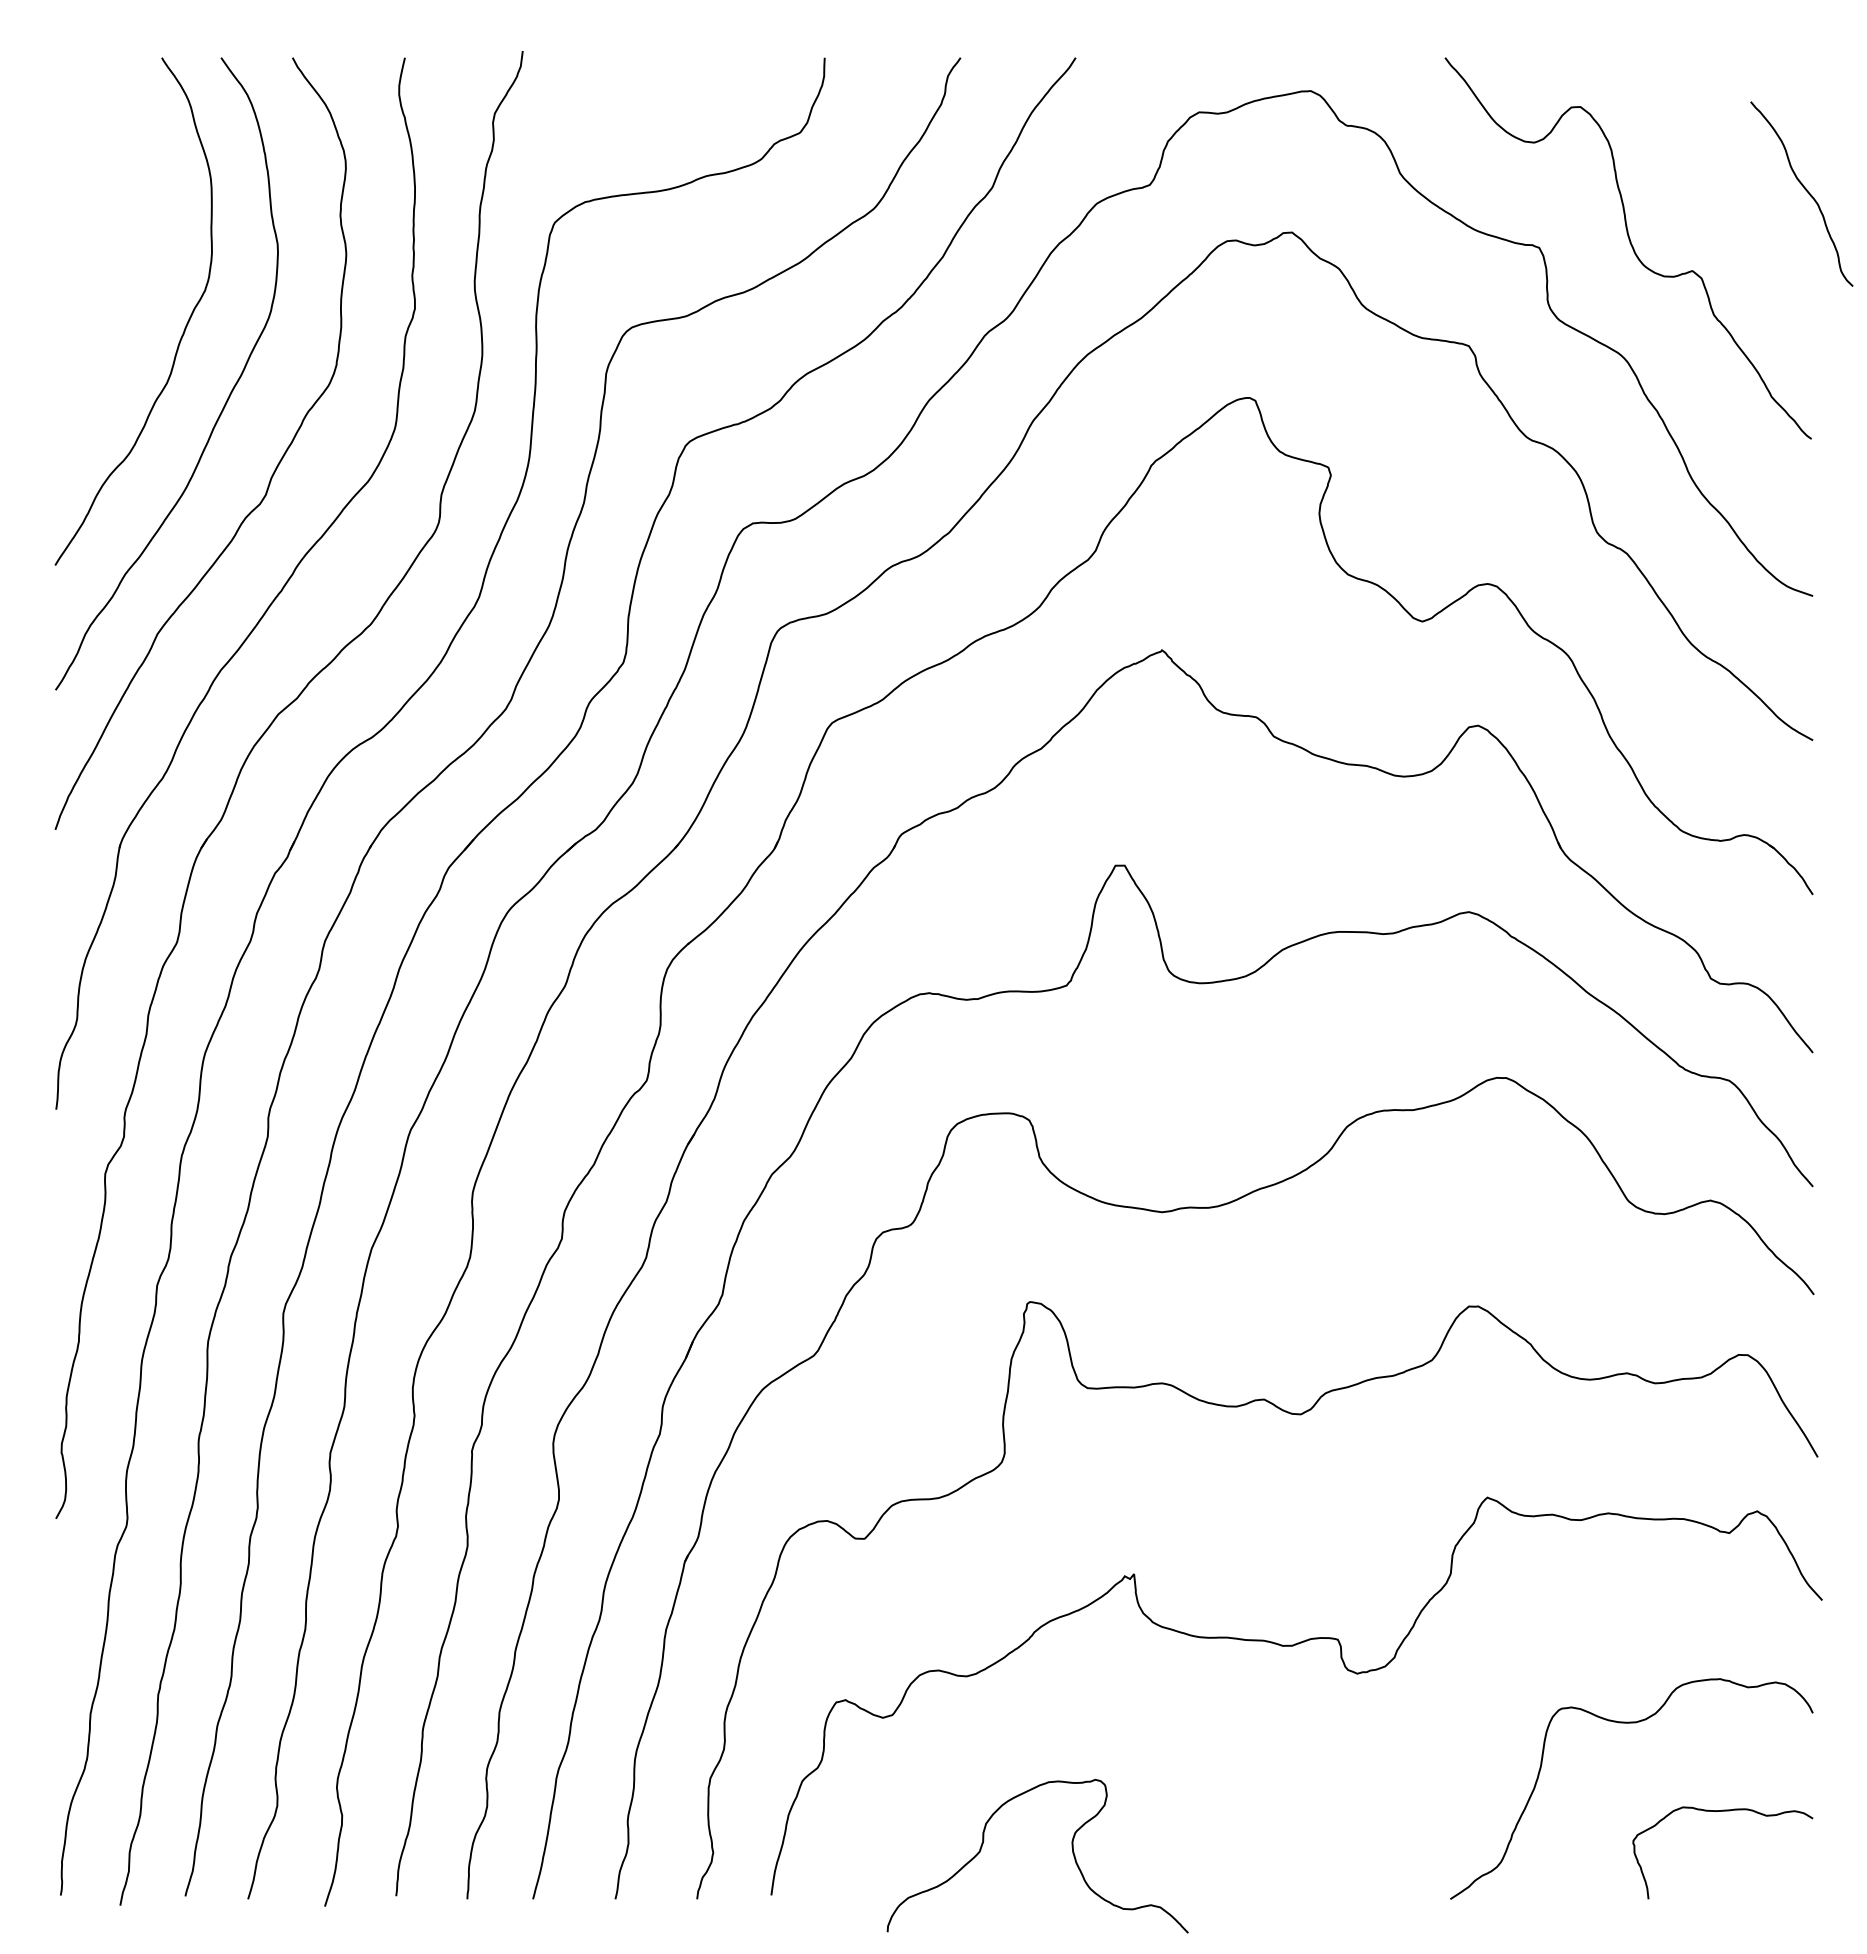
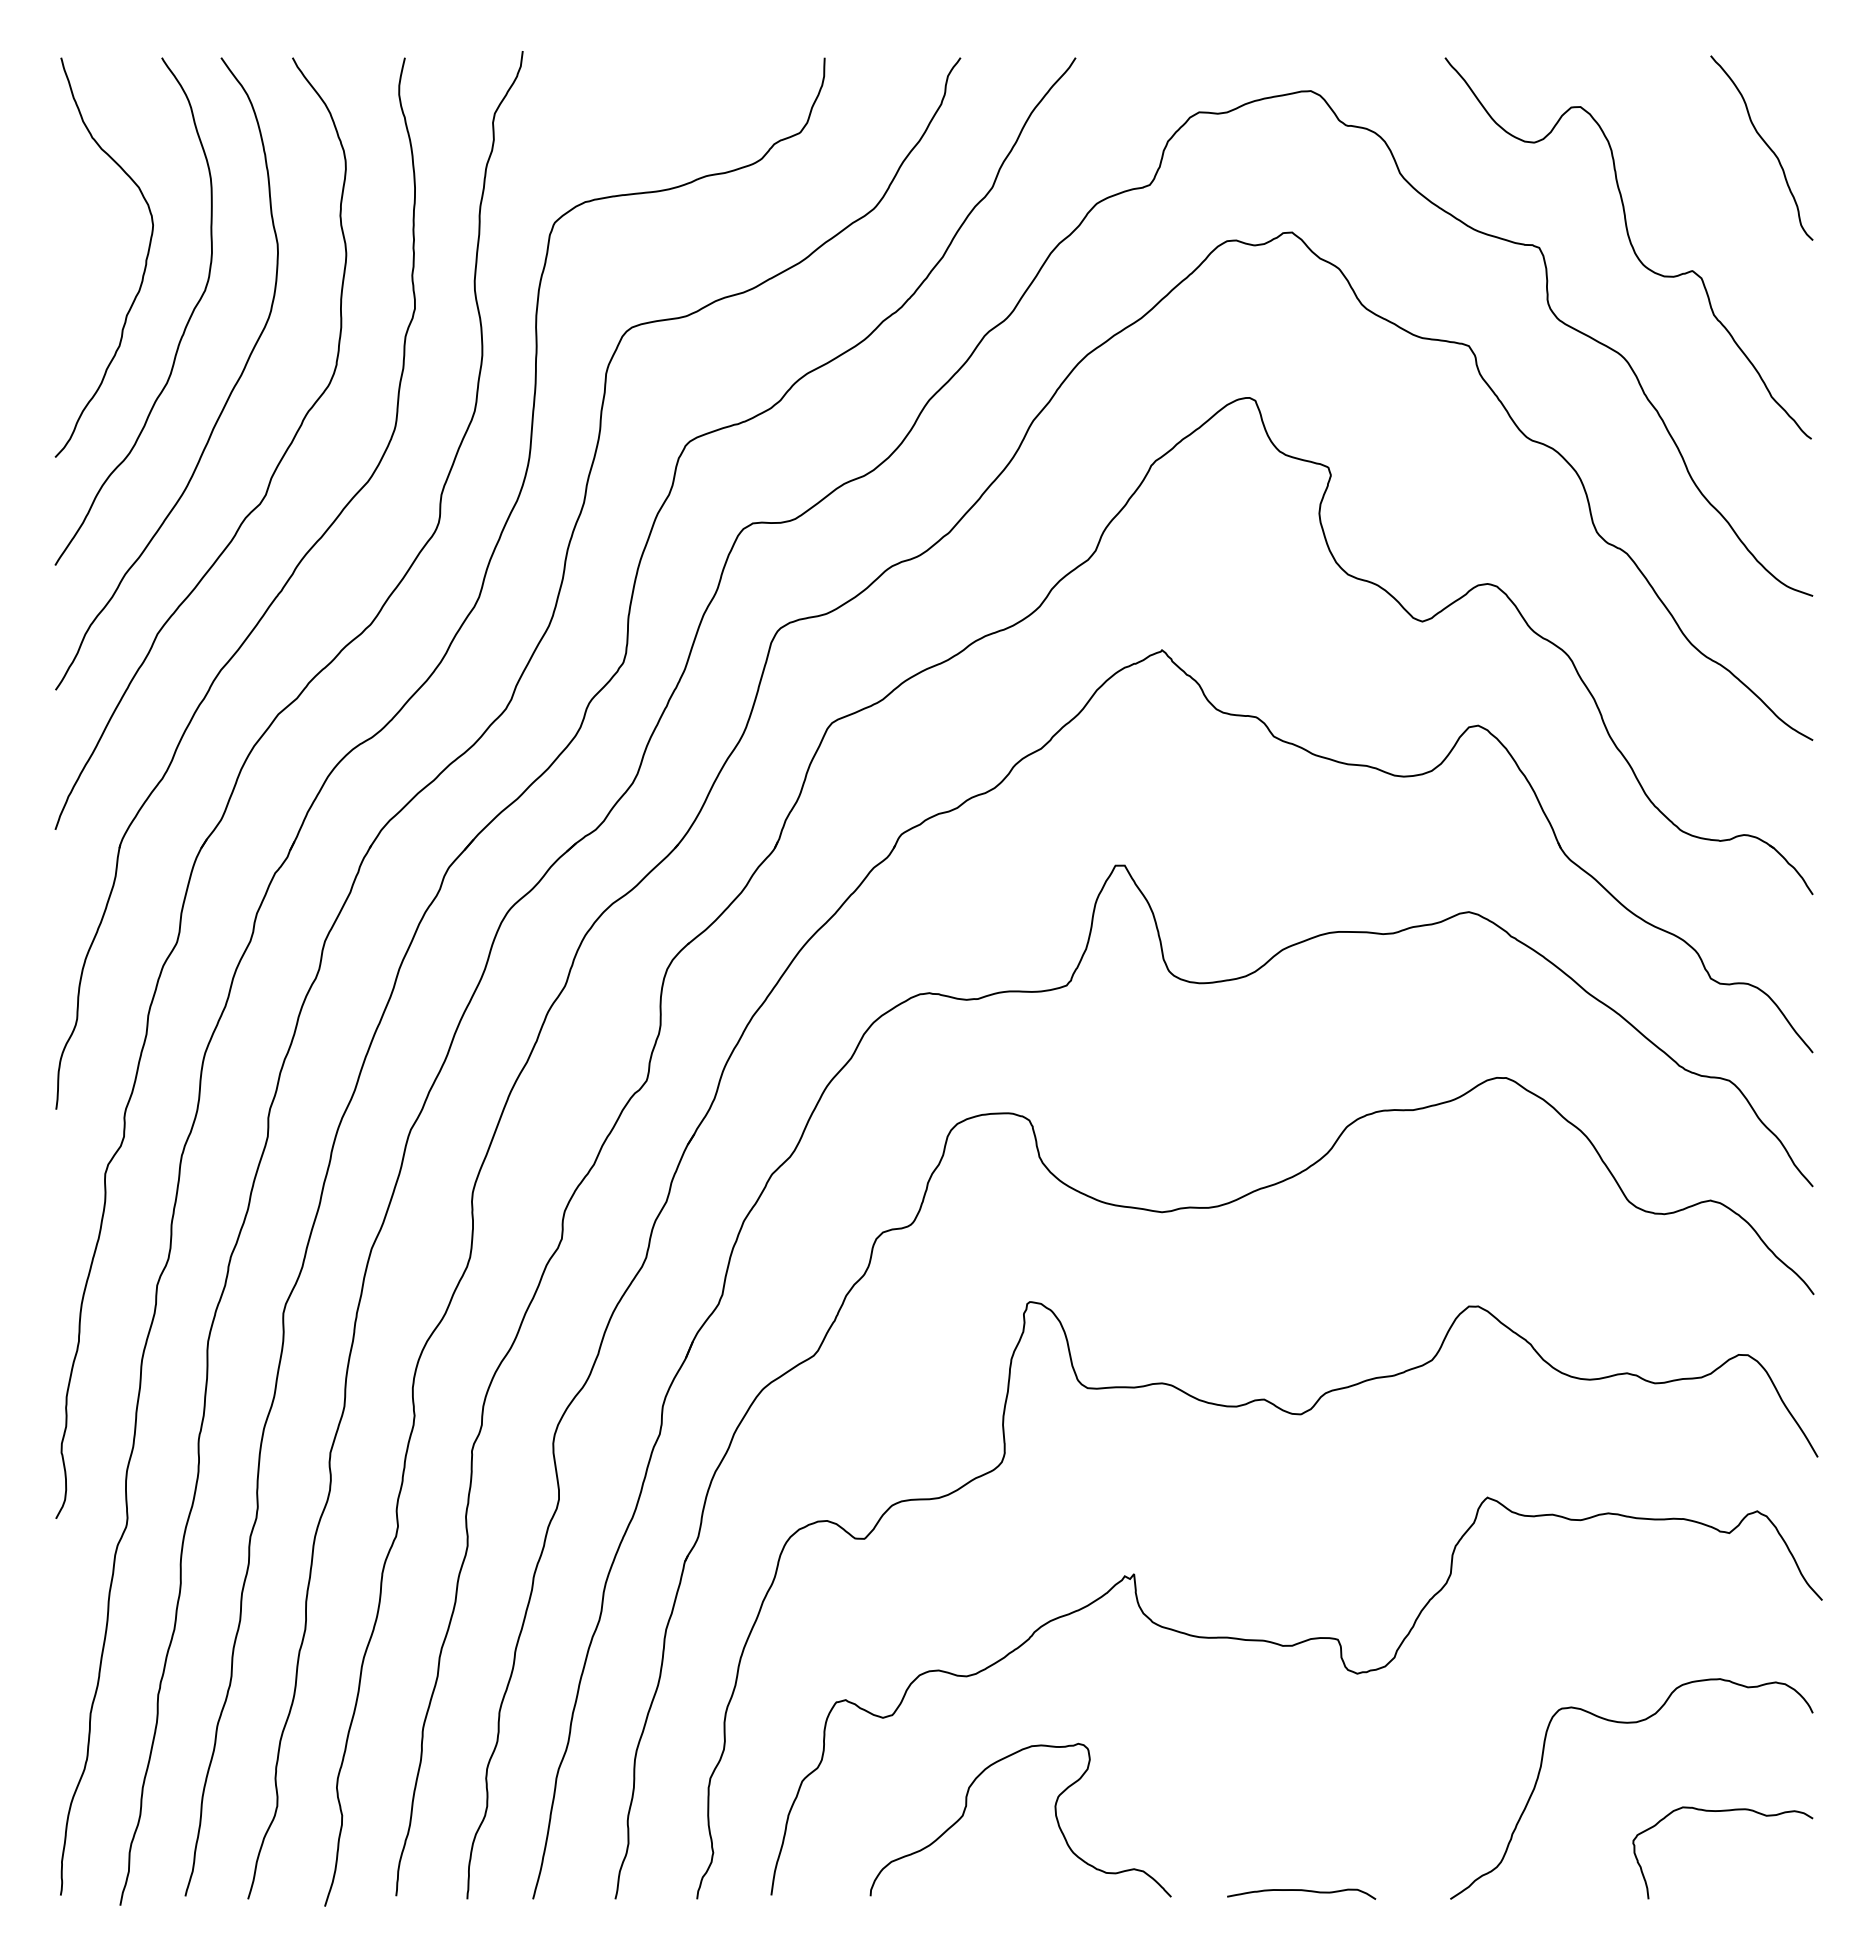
curve position: (1804, 189) -> (1764, 143) (1764, 143)
curve: none -> present (144, 266)
curve position: (1071, 1847) -> (1054, 1811) (1054, 1811)
curve: none -> present (1302, 1891)
